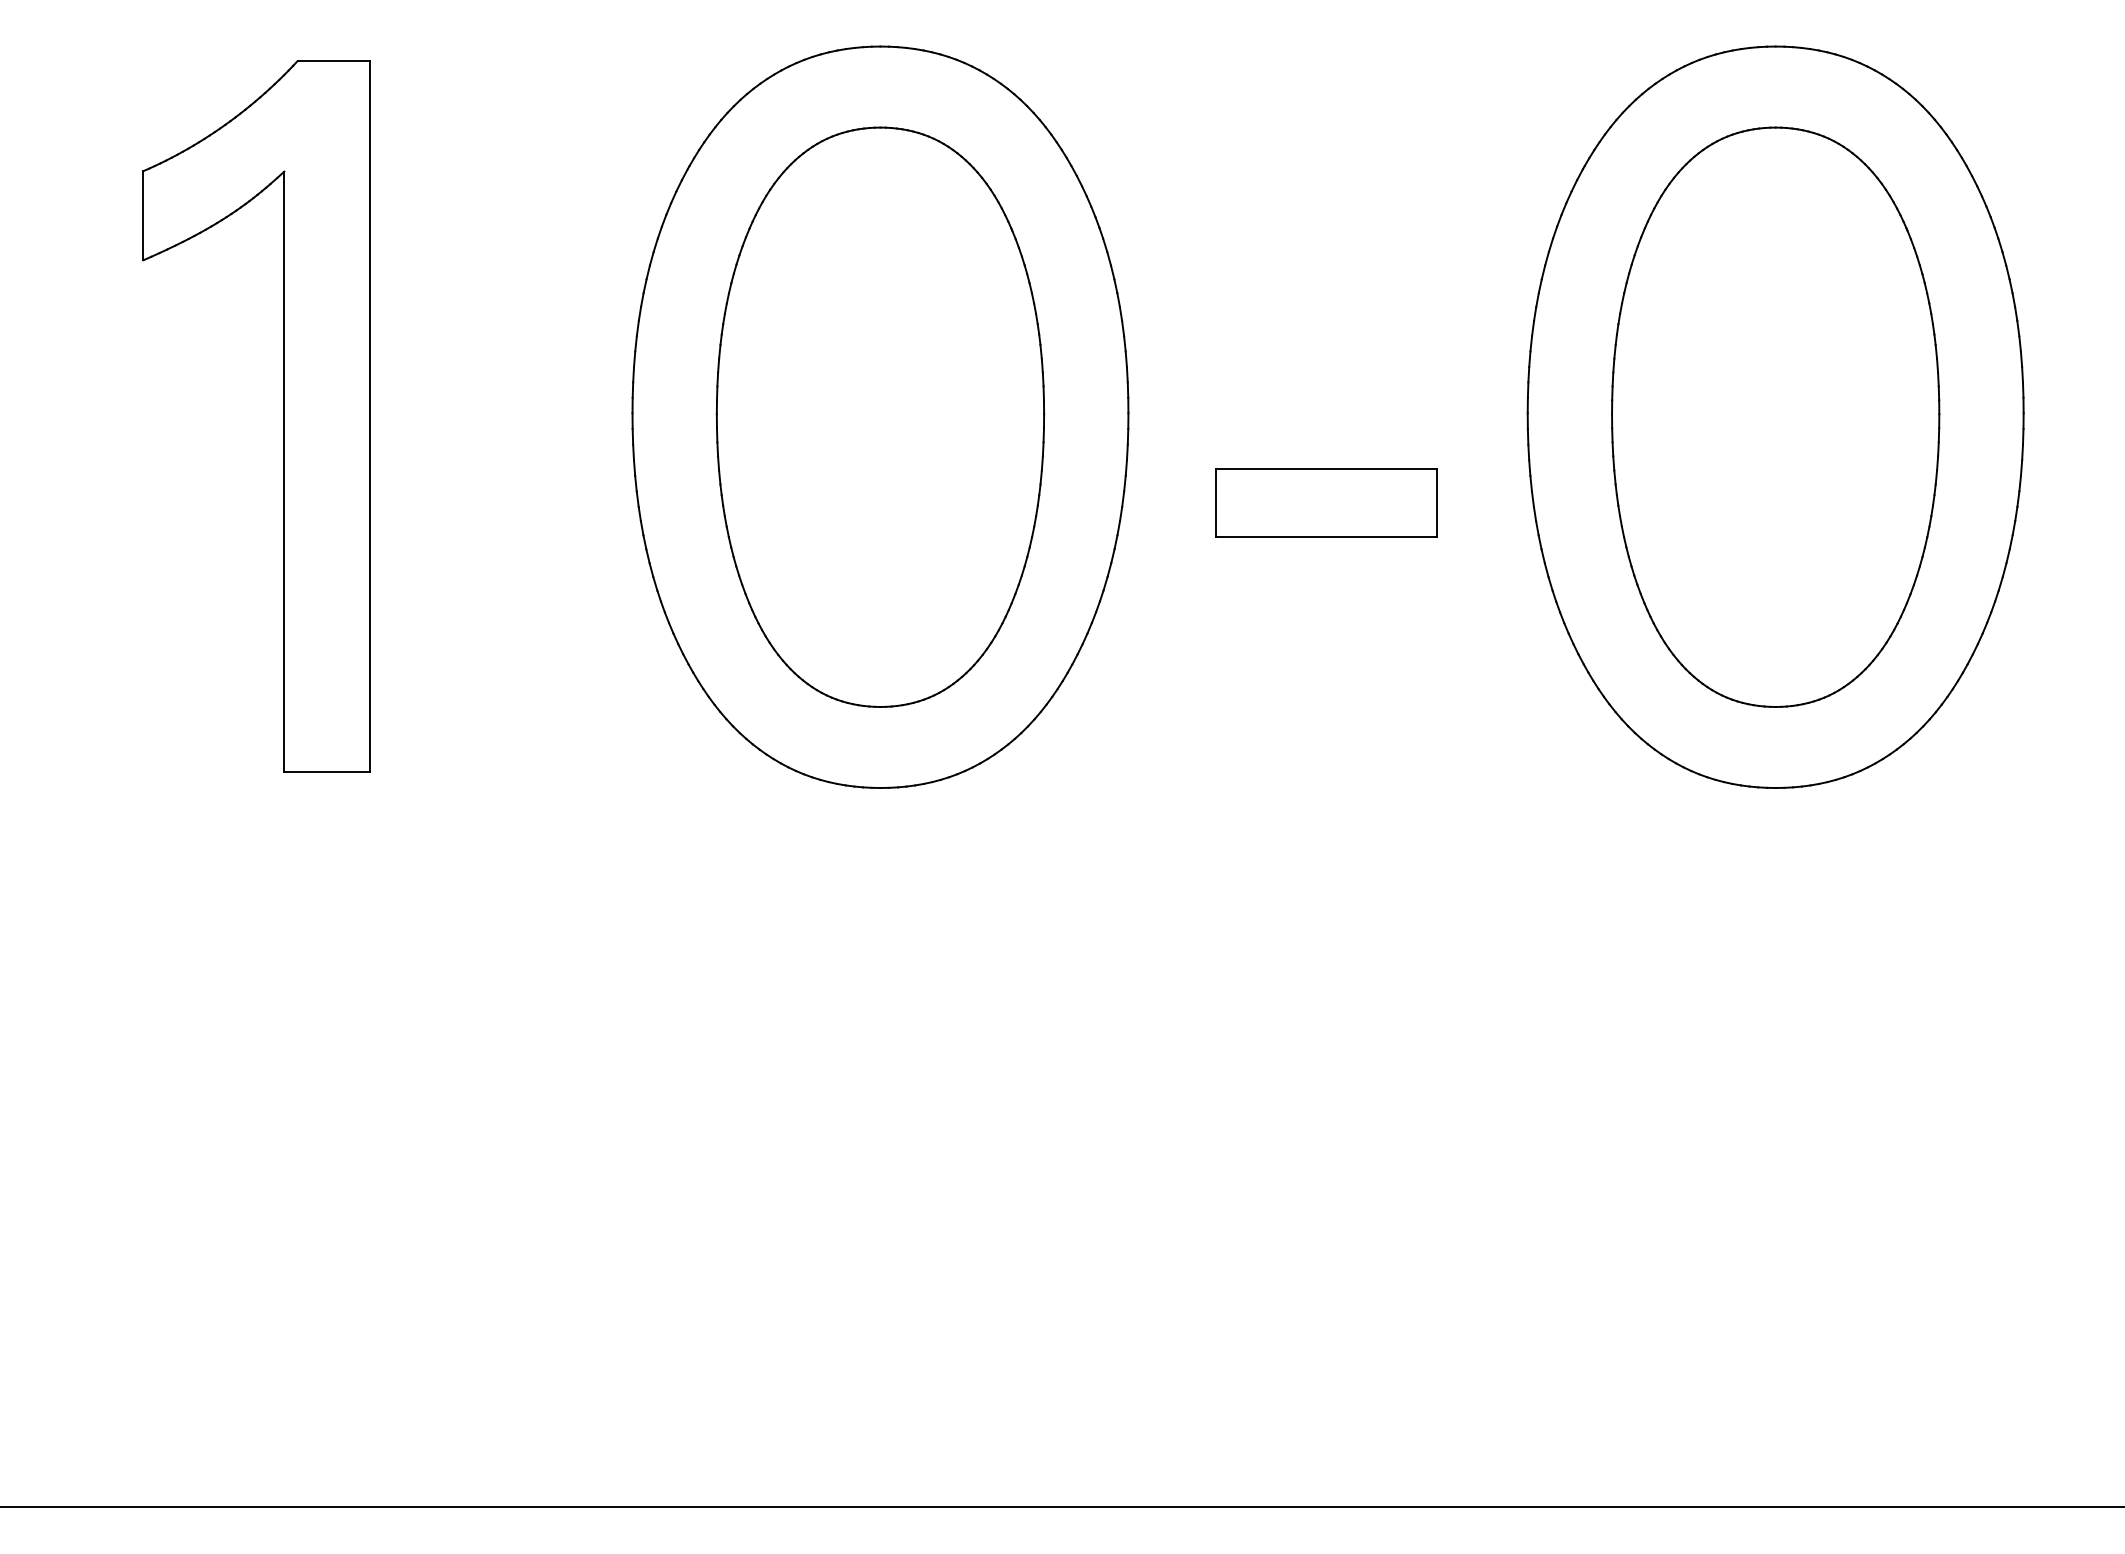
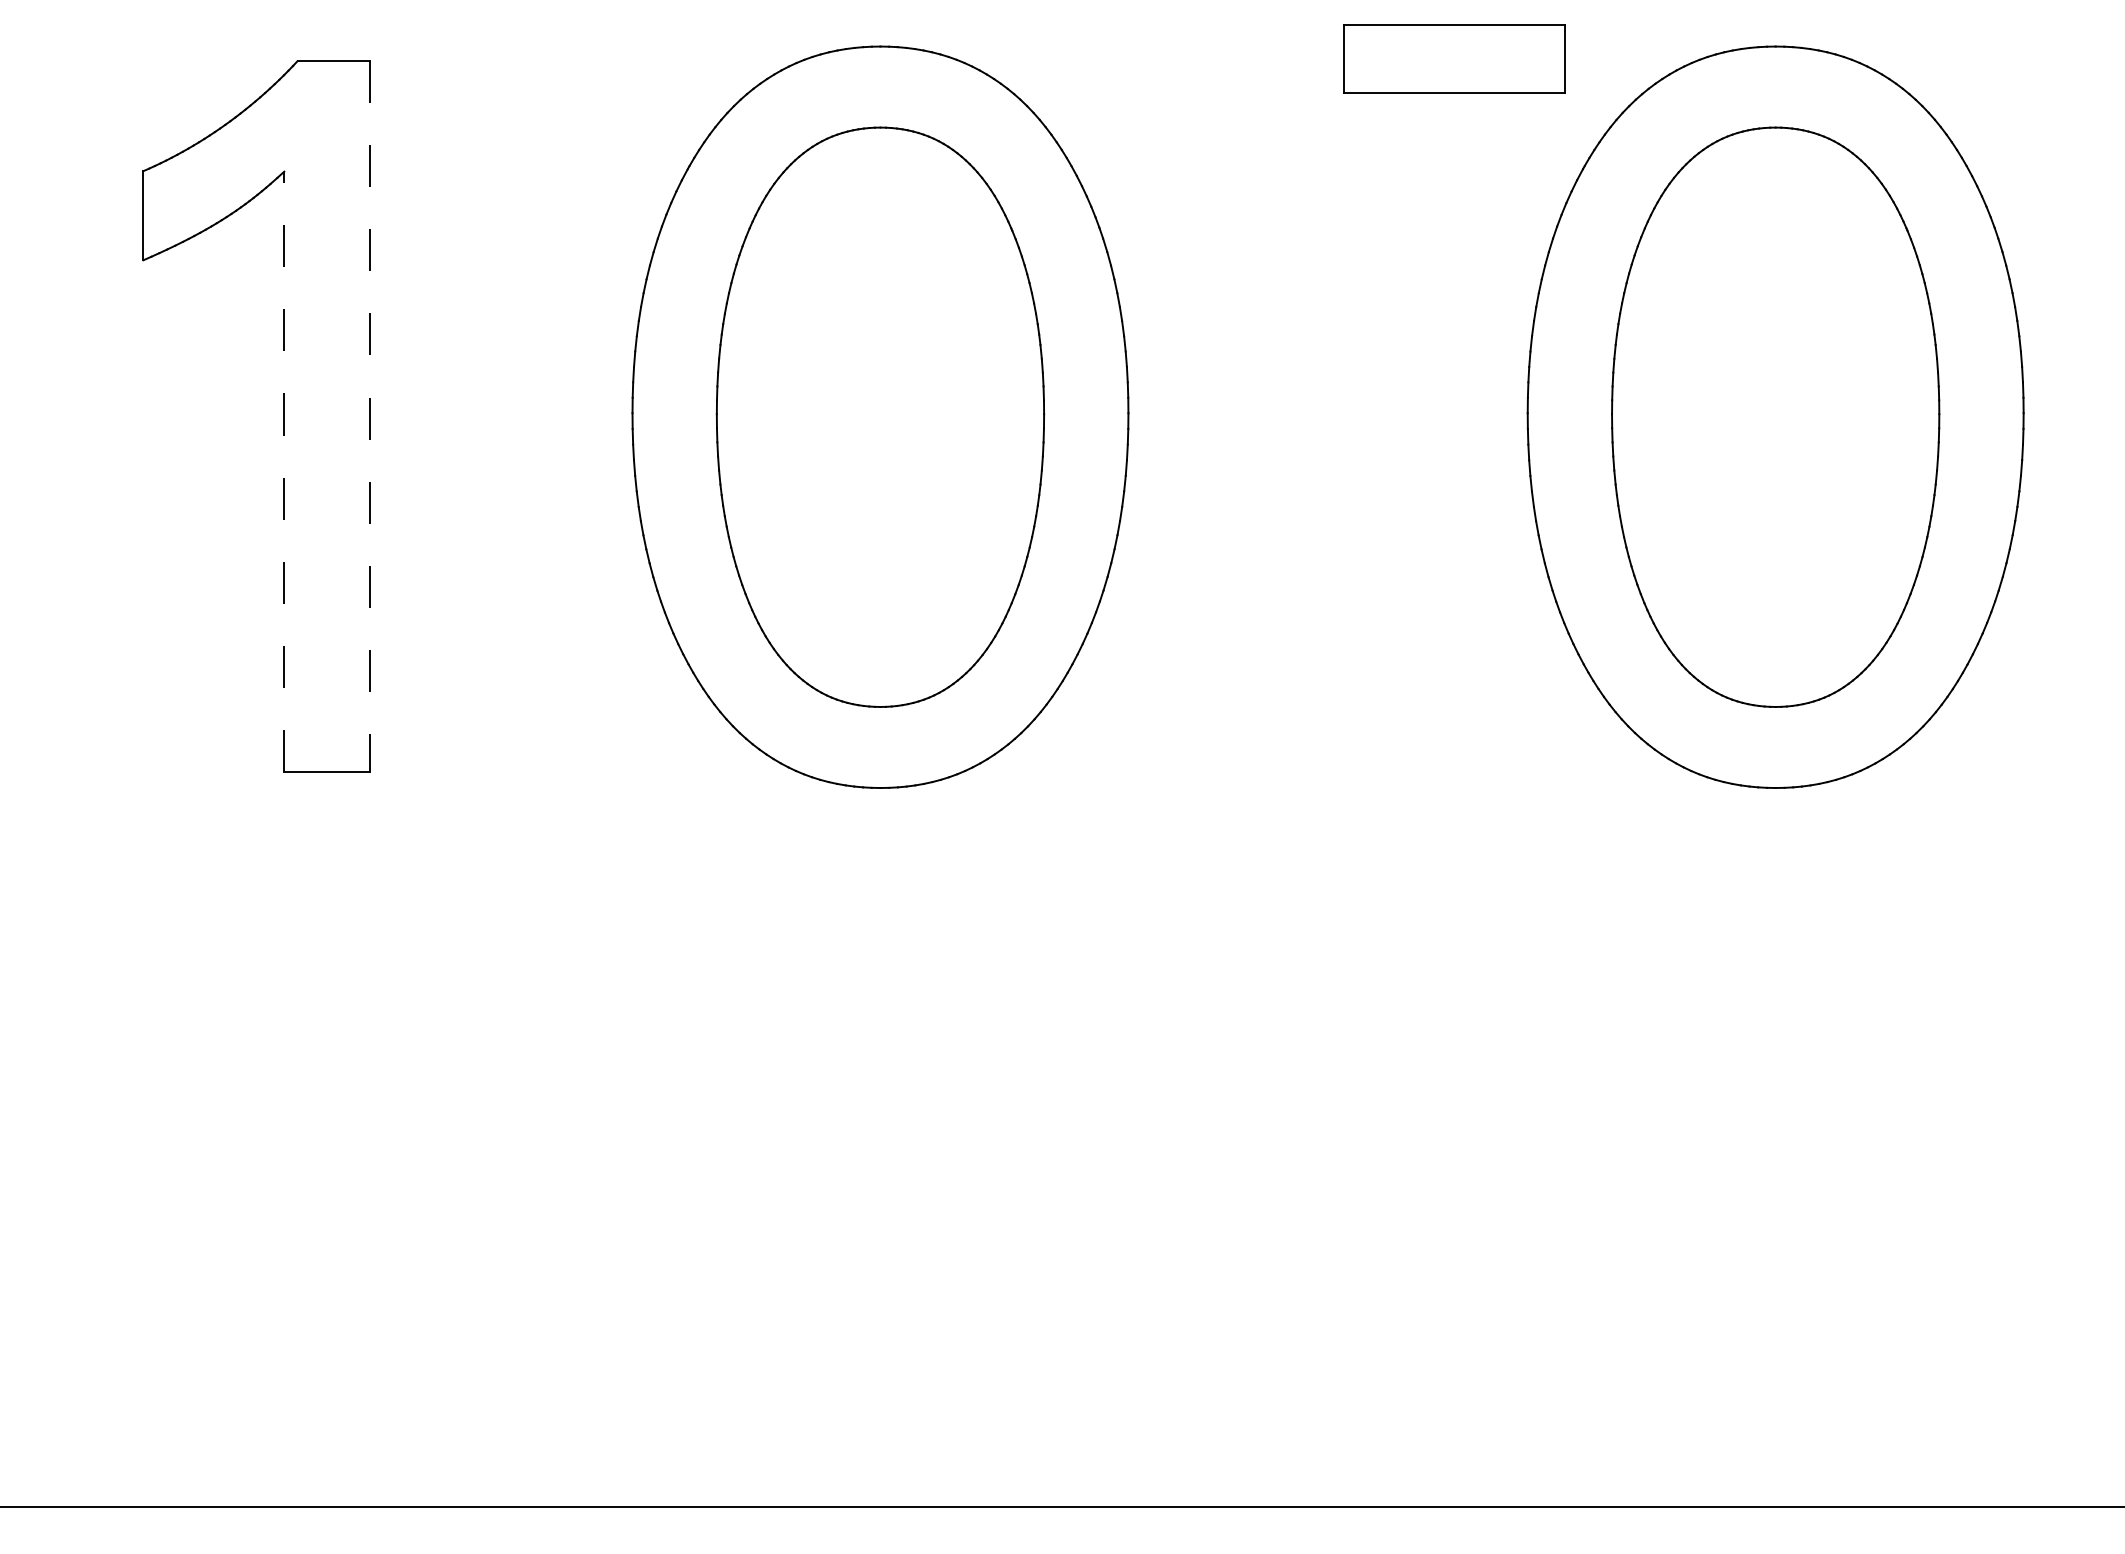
line: solid -> dashed (370, 417)
line: solid -> dashed (284, 471)
part position: (1326, 502) -> (1454, 58) (1454, 58)
